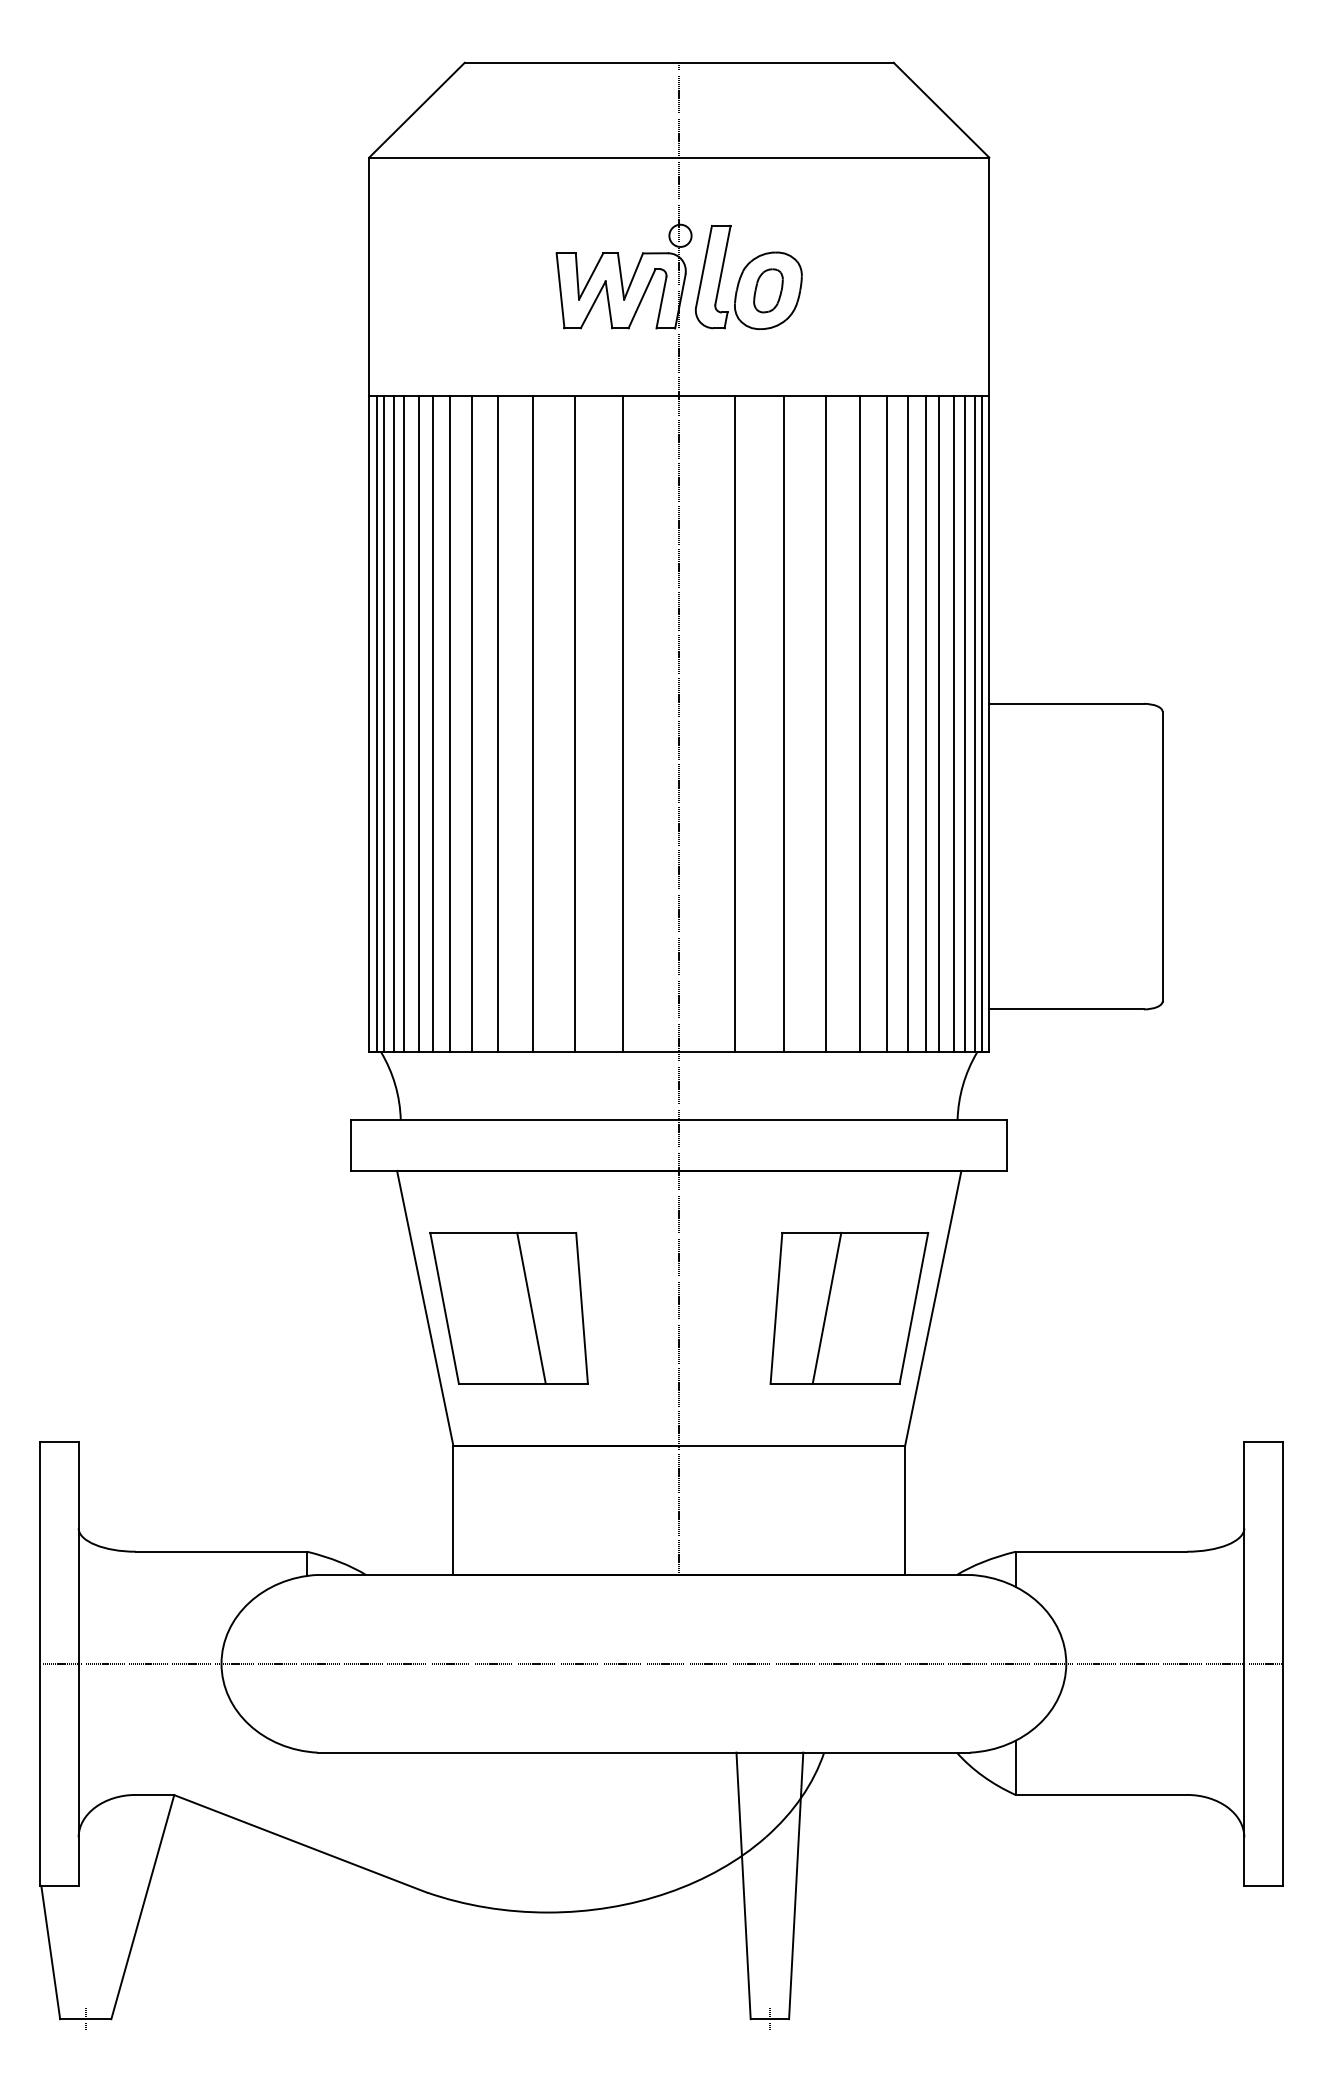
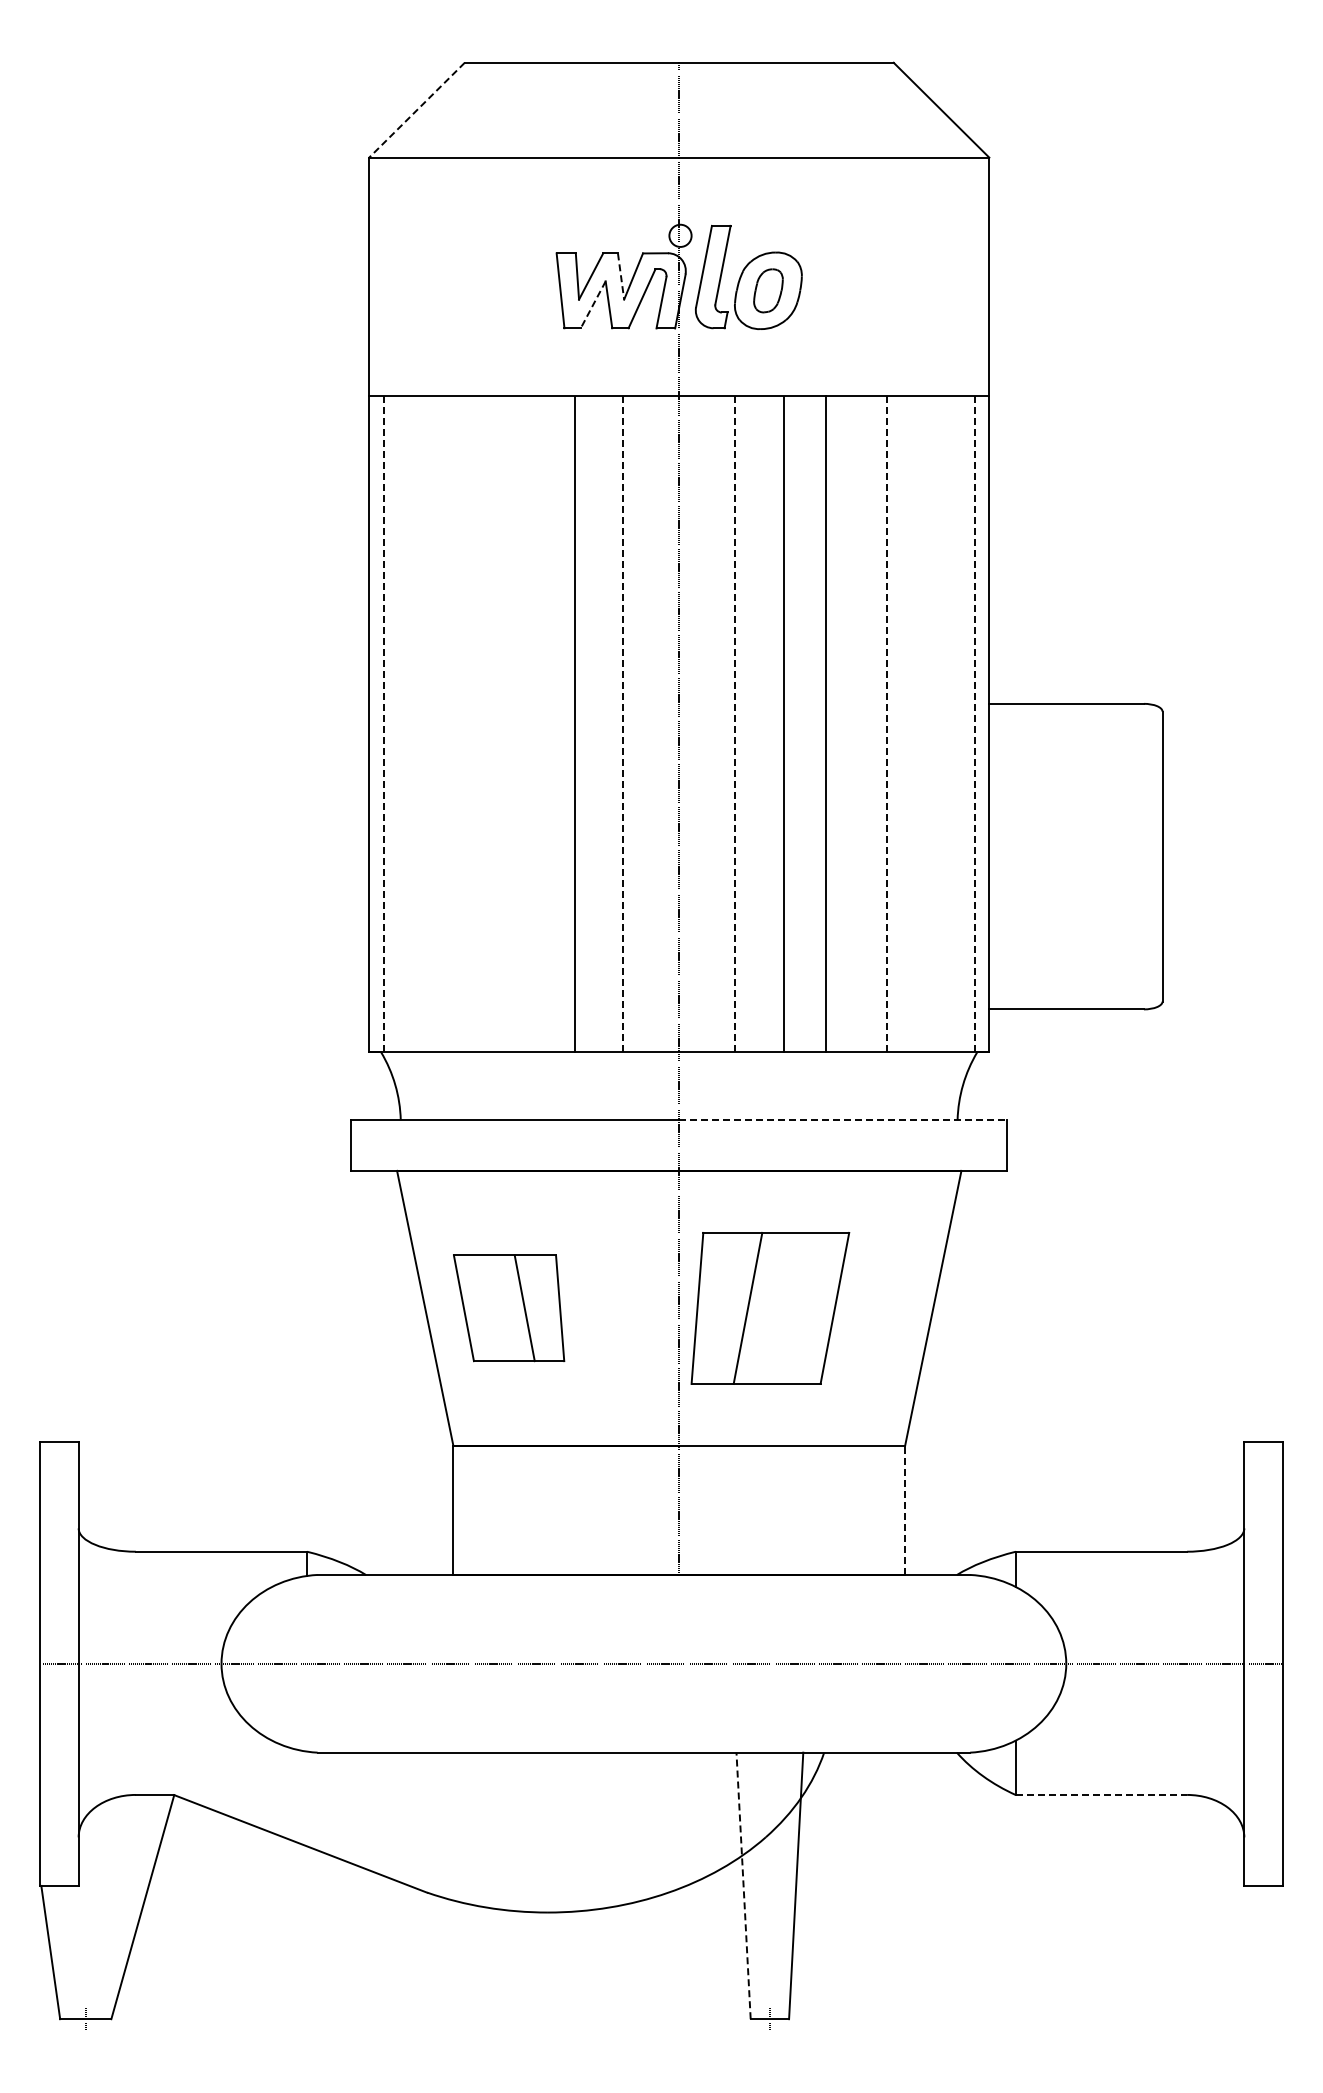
line: solid -> dashed (416, 110)
line: solid -> dashed (621, 277)
line: solid -> dashed (593, 304)
line: present -> none (377, 724)
line: solid -> dashed (383, 724)
line: present -> none (393, 724)
line: present -> none (404, 724)
line: present -> none (419, 724)
line: present -> none (432, 724)
line: present -> none (450, 724)
line: present -> none (471, 724)
line: present -> none (498, 724)
line: present -> none (532, 724)
line: solid -> dashed (623, 724)
line: solid -> dashed (735, 724)
line: present -> none (860, 724)
line: solid -> dashed (886, 724)
line: present -> none (908, 724)
line: present -> none (925, 724)
line: present -> none (939, 724)
line: present -> none (954, 724)
line: present -> none (965, 724)
line: solid -> dashed (974, 724)
line: present -> none (981, 724)
line: solid -> dashed (843, 1120)
part size: 160x154 px -> 113x109 px (509, 1308)
part position: (849, 1308) -> (770, 1308) (770, 1308)
line: solid -> dashed (905, 1510)
line: solid -> dashed (1101, 1795)
line: solid -> dashed (743, 1885)
